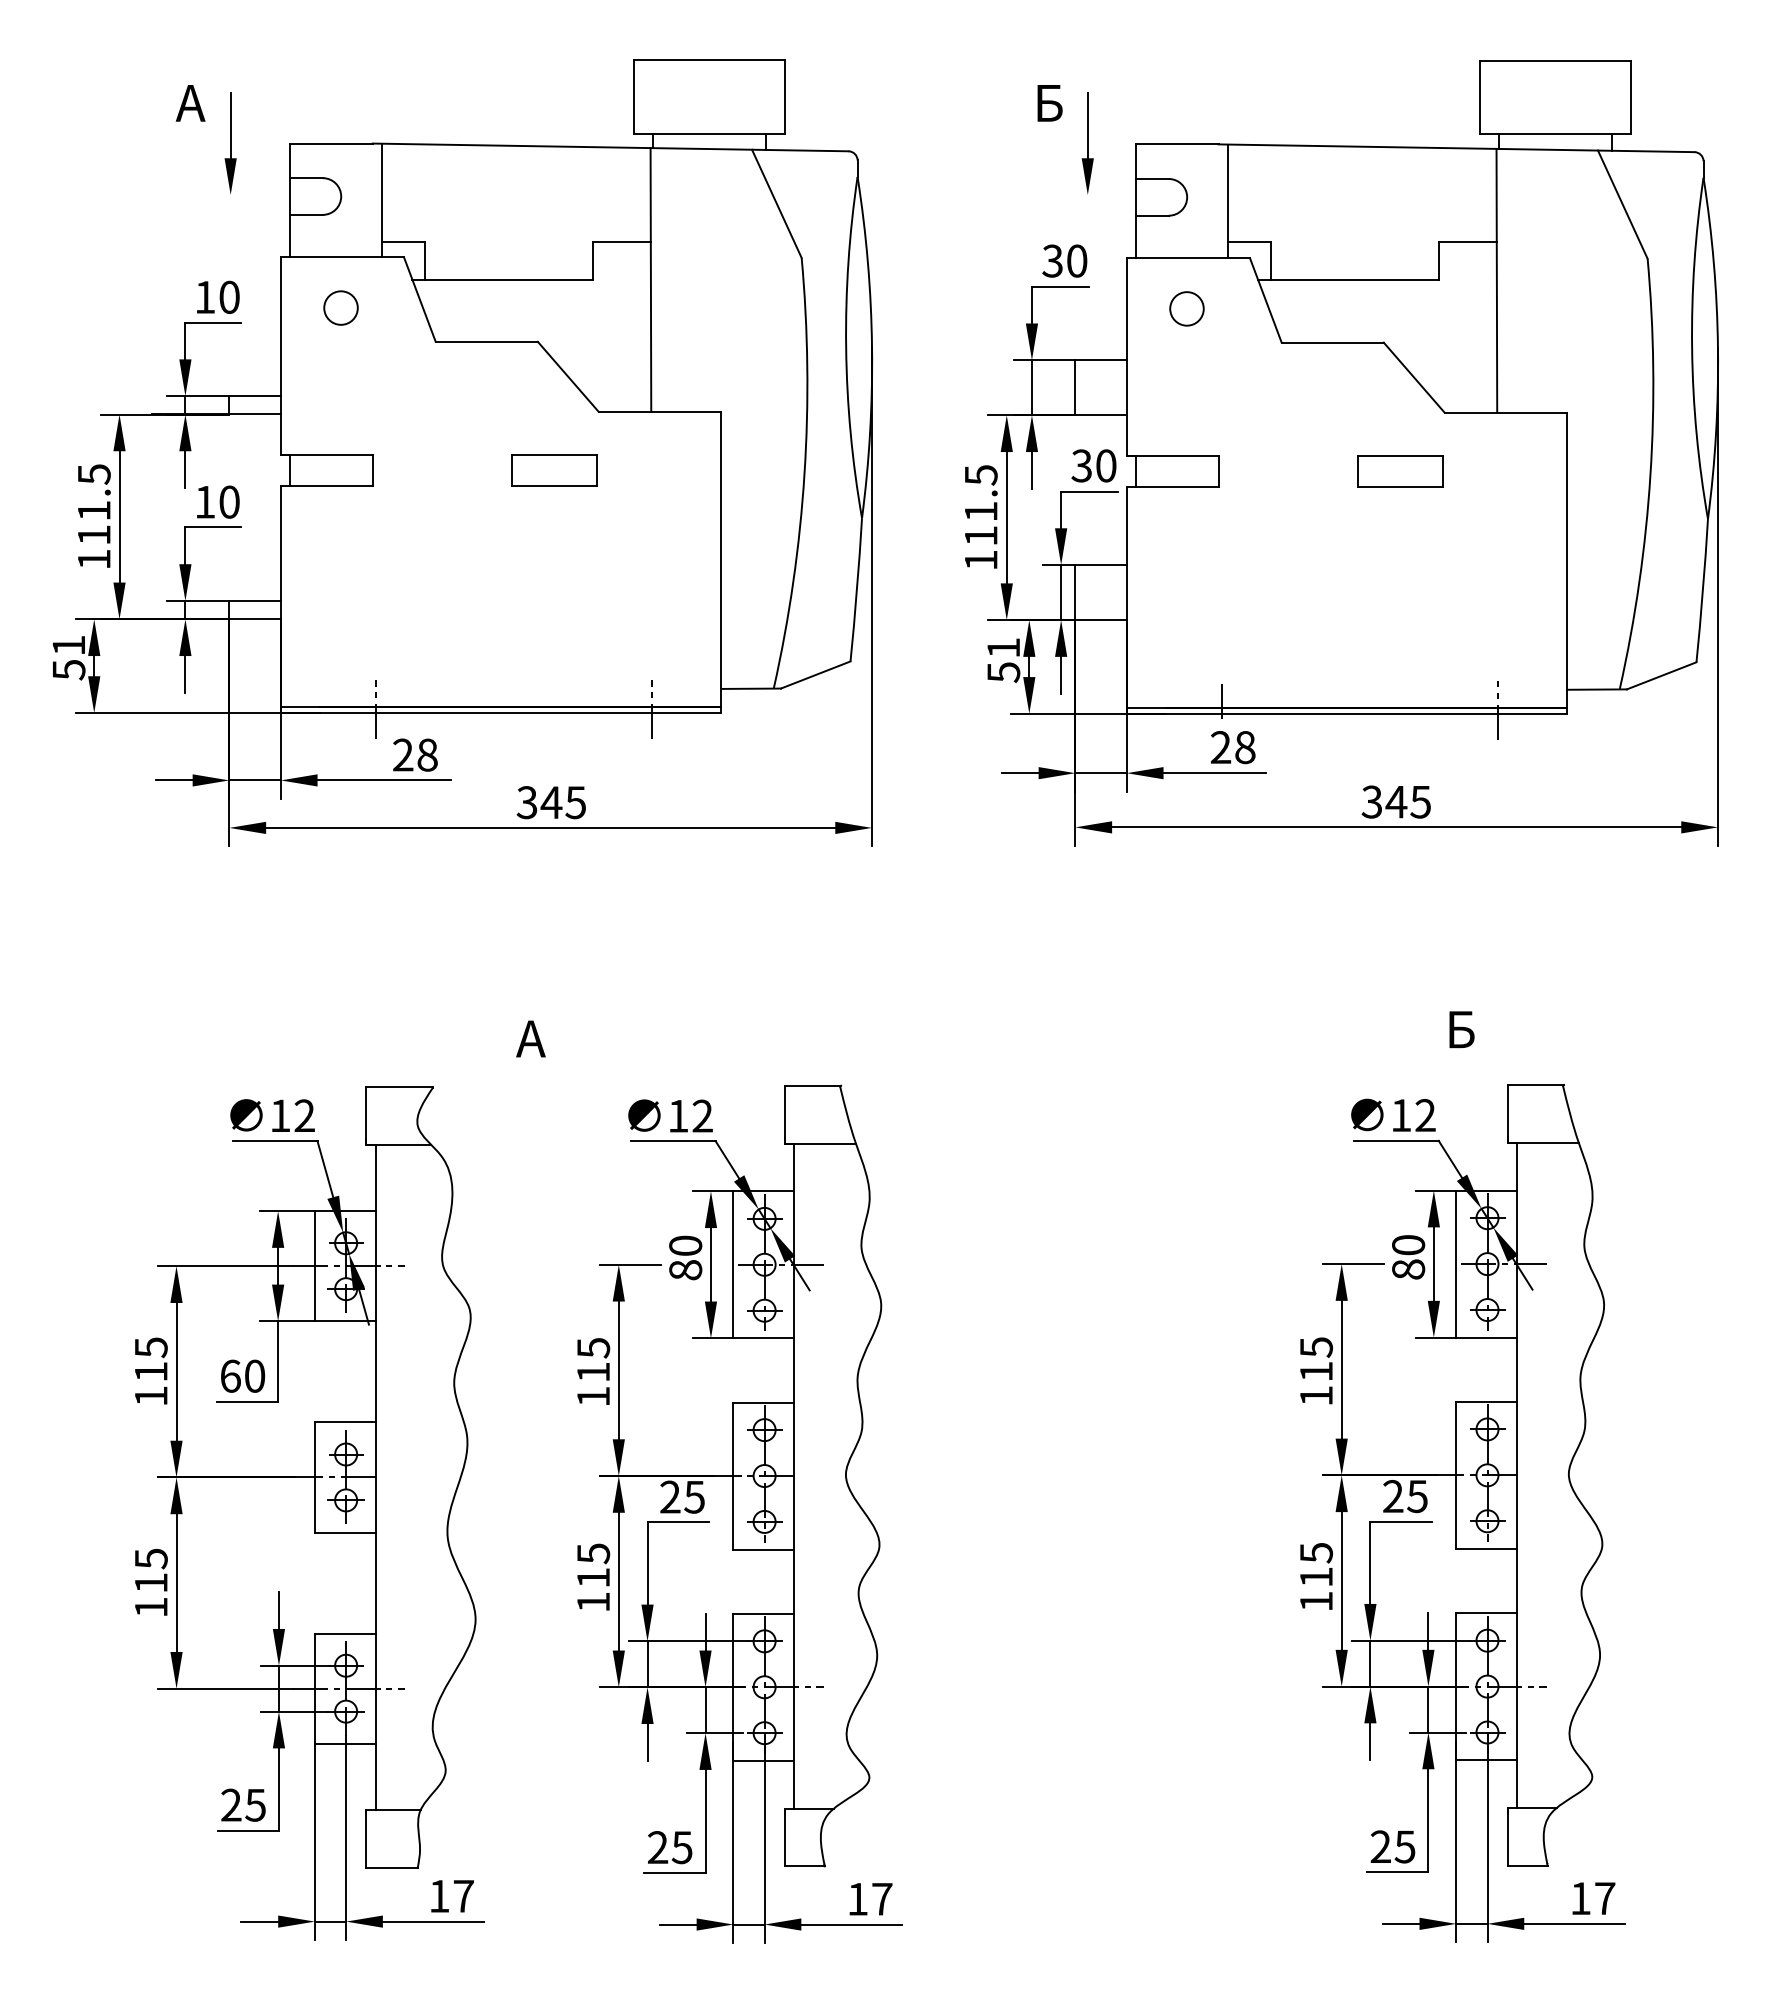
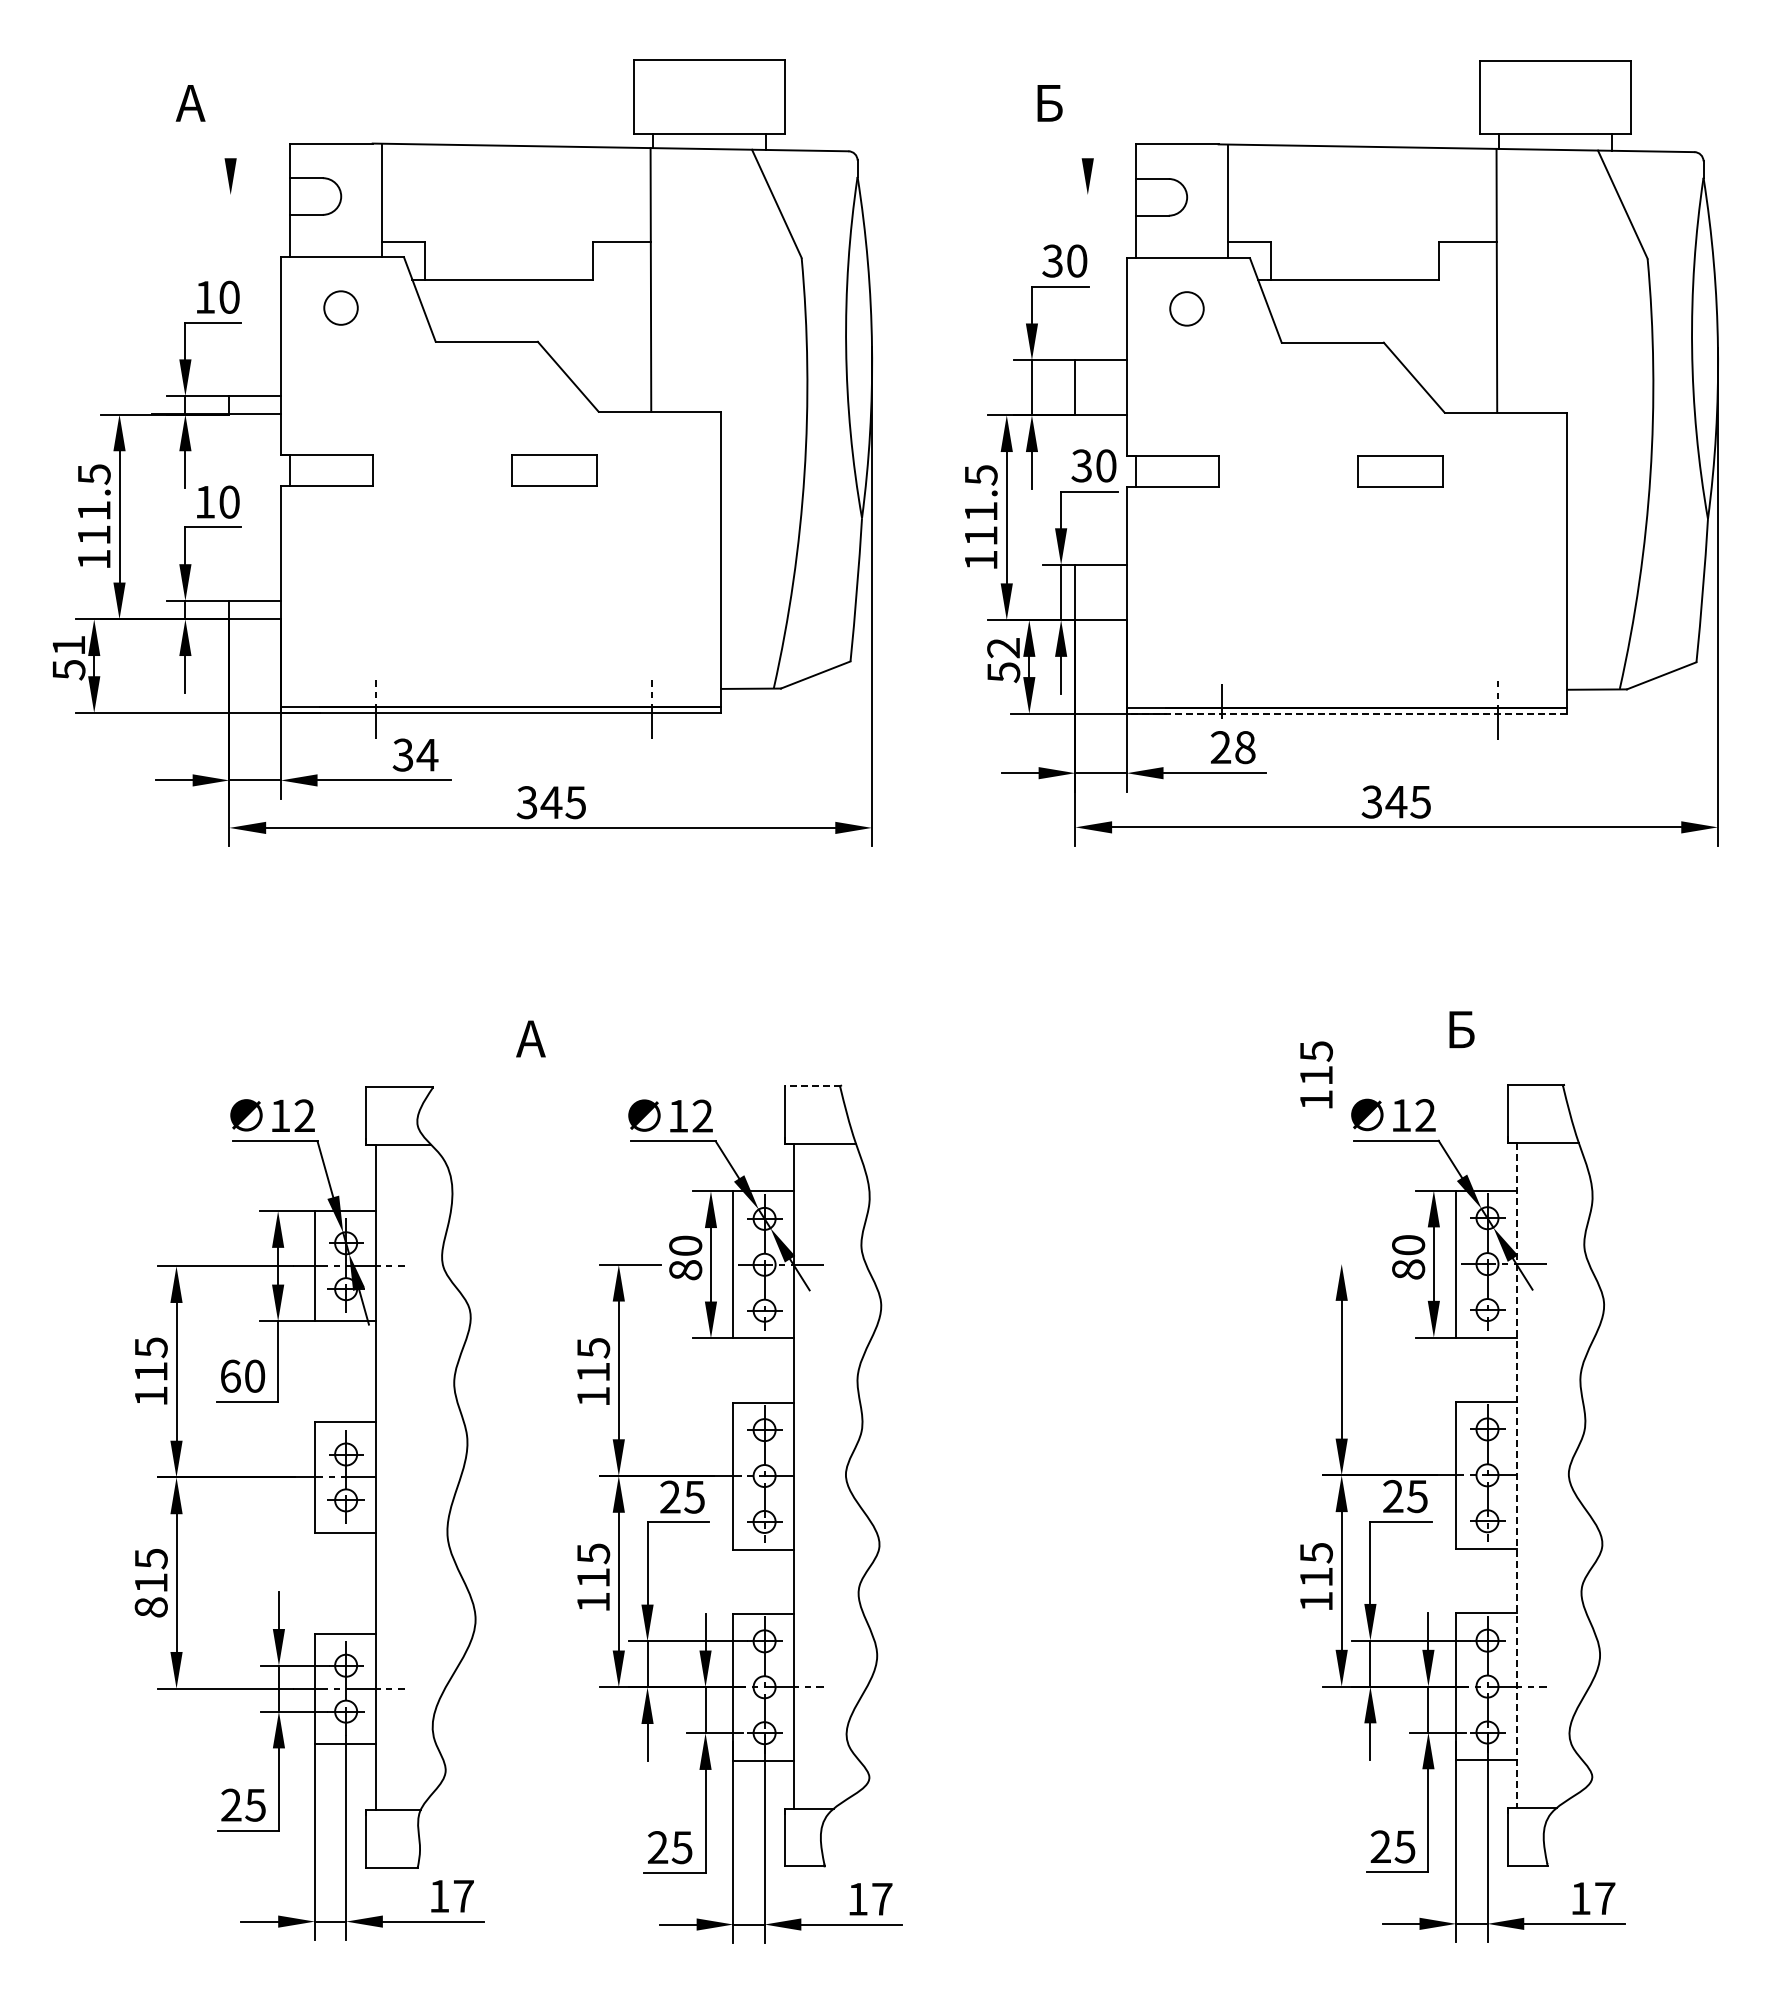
line: present -> none (230, 125)
line: present -> none (1087, 125)
text: 51 -> 52 (1003, 648)
line: solid -> dashed (1346, 713)
text: 28 -> 34 (415, 754)
line: solid -> dashed (812, 1085)
line: present -> none (1353, 1264)
text position: (1316, 1370) -> (1316, 1074) (1316, 1074)
line: solid -> dashed (1516, 1475)
text: 115 -> 815 (150, 1607)
